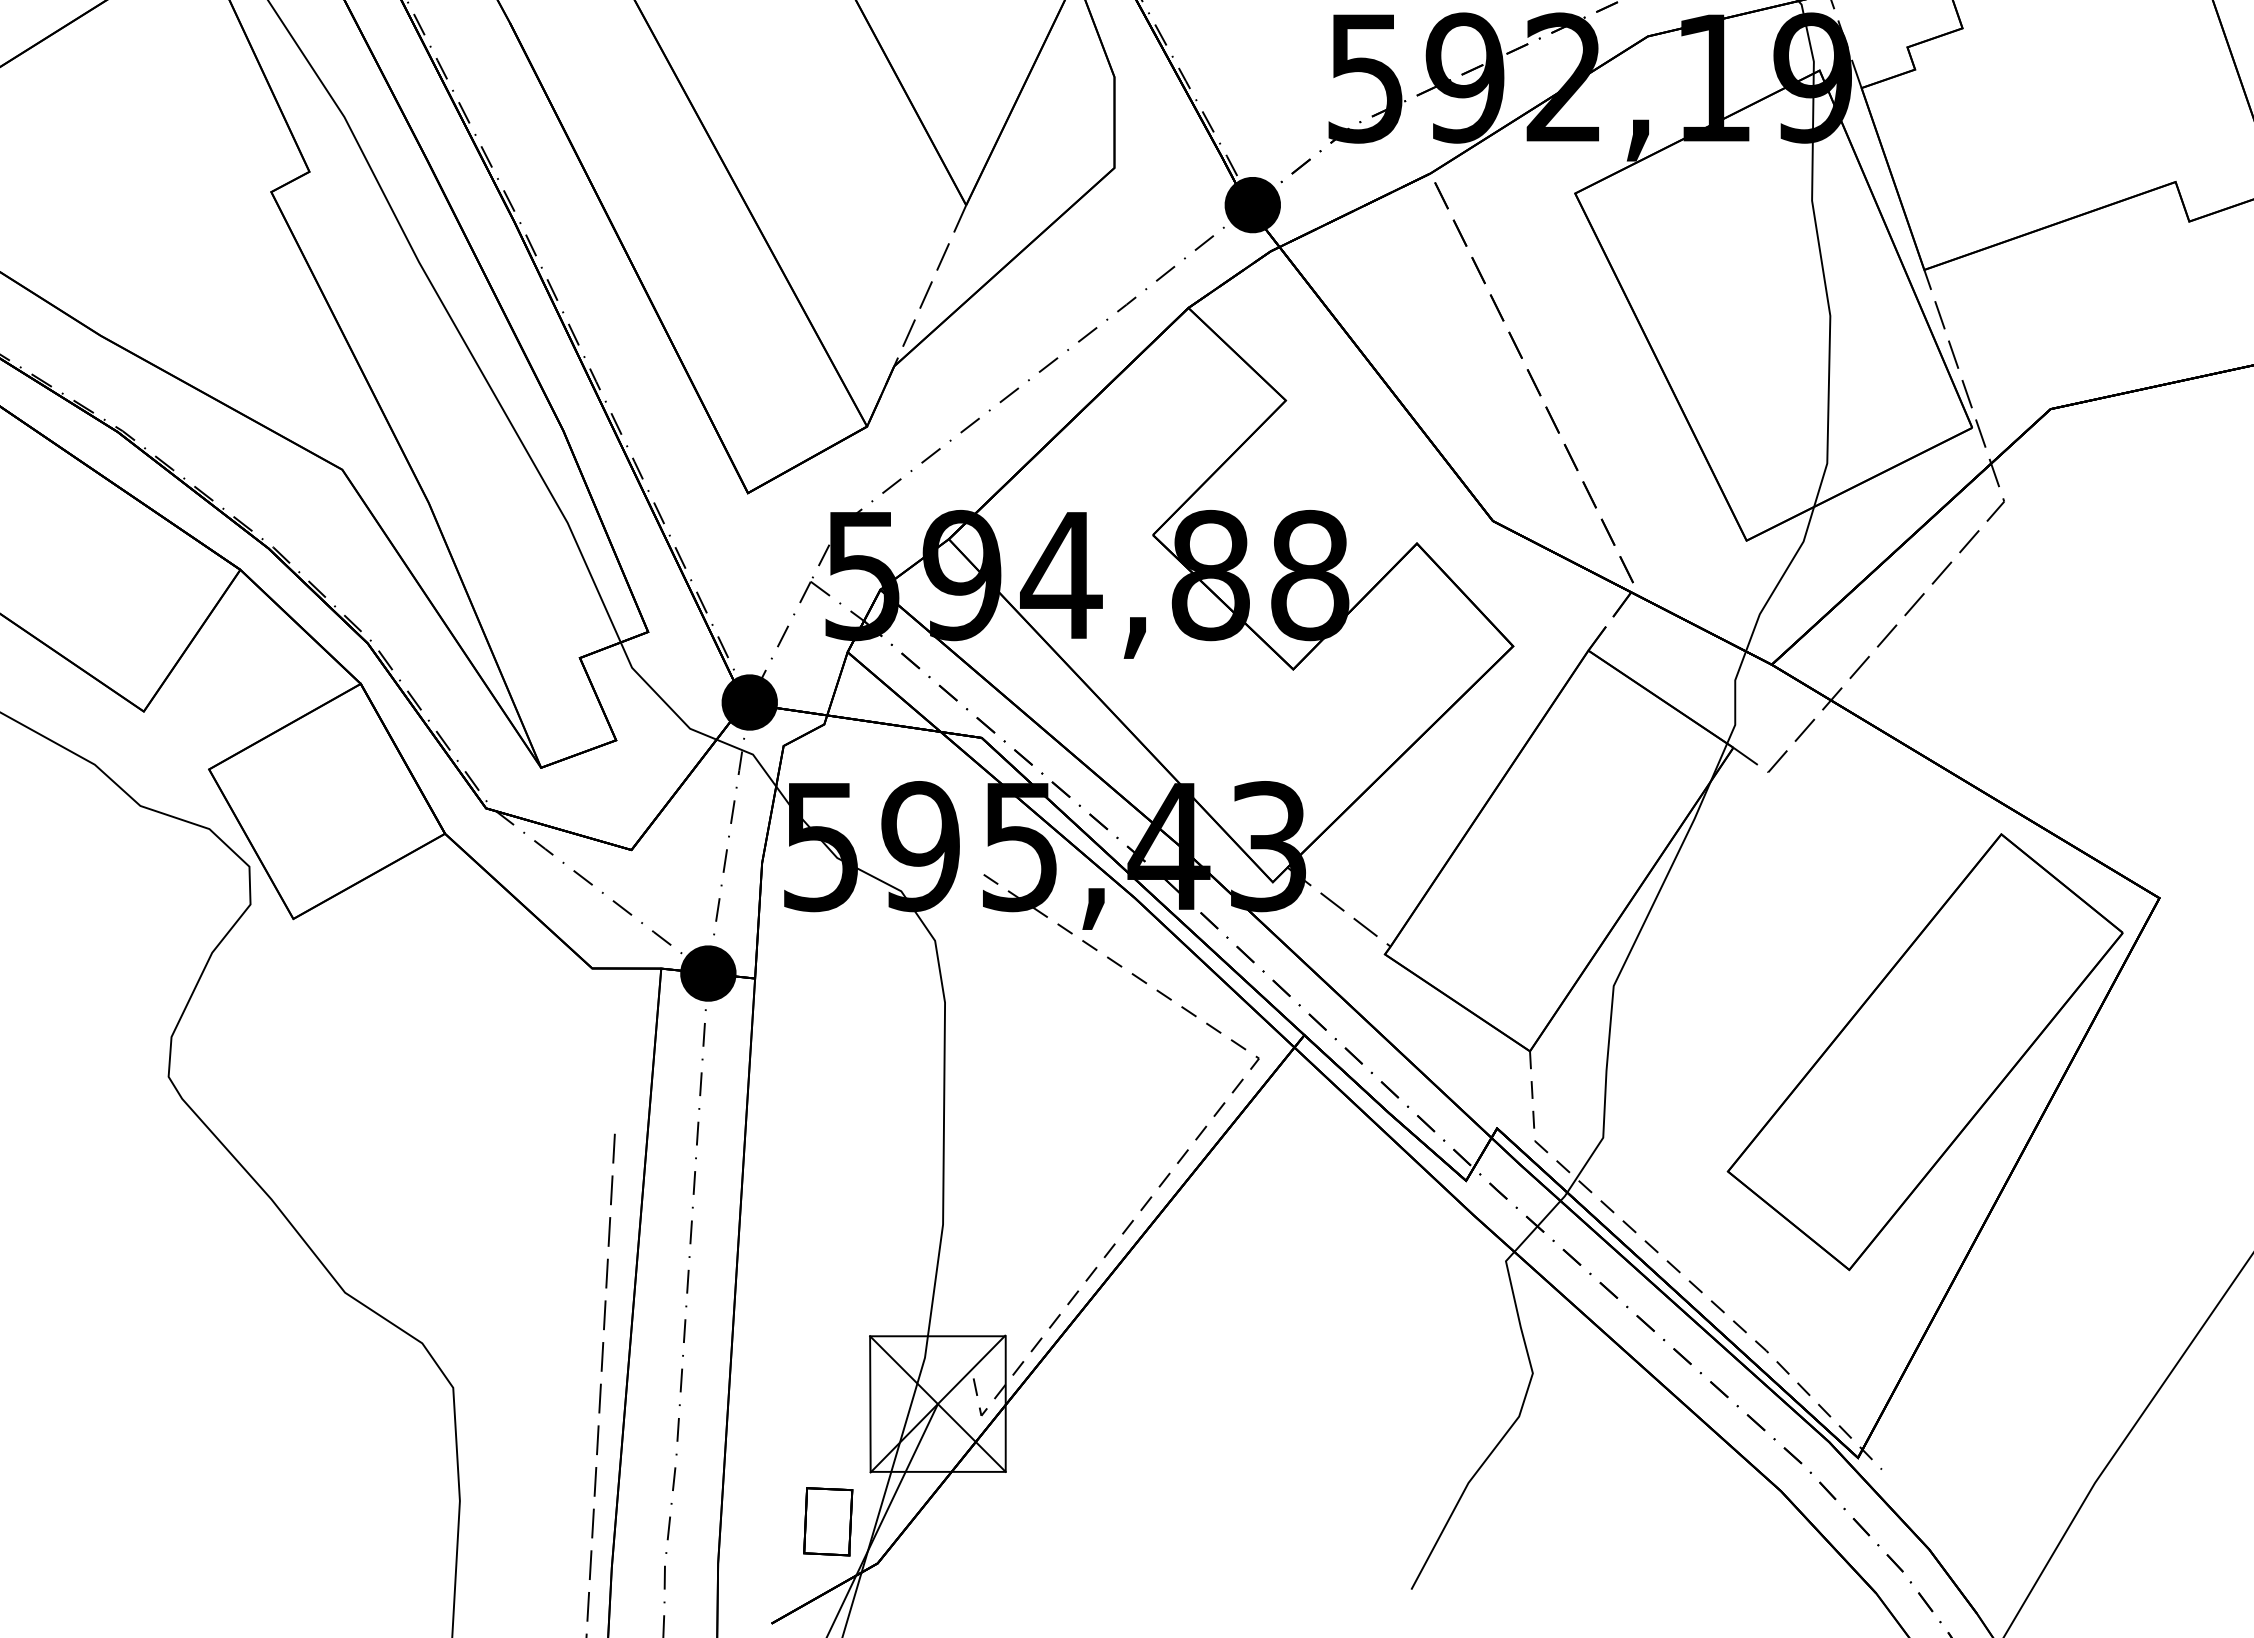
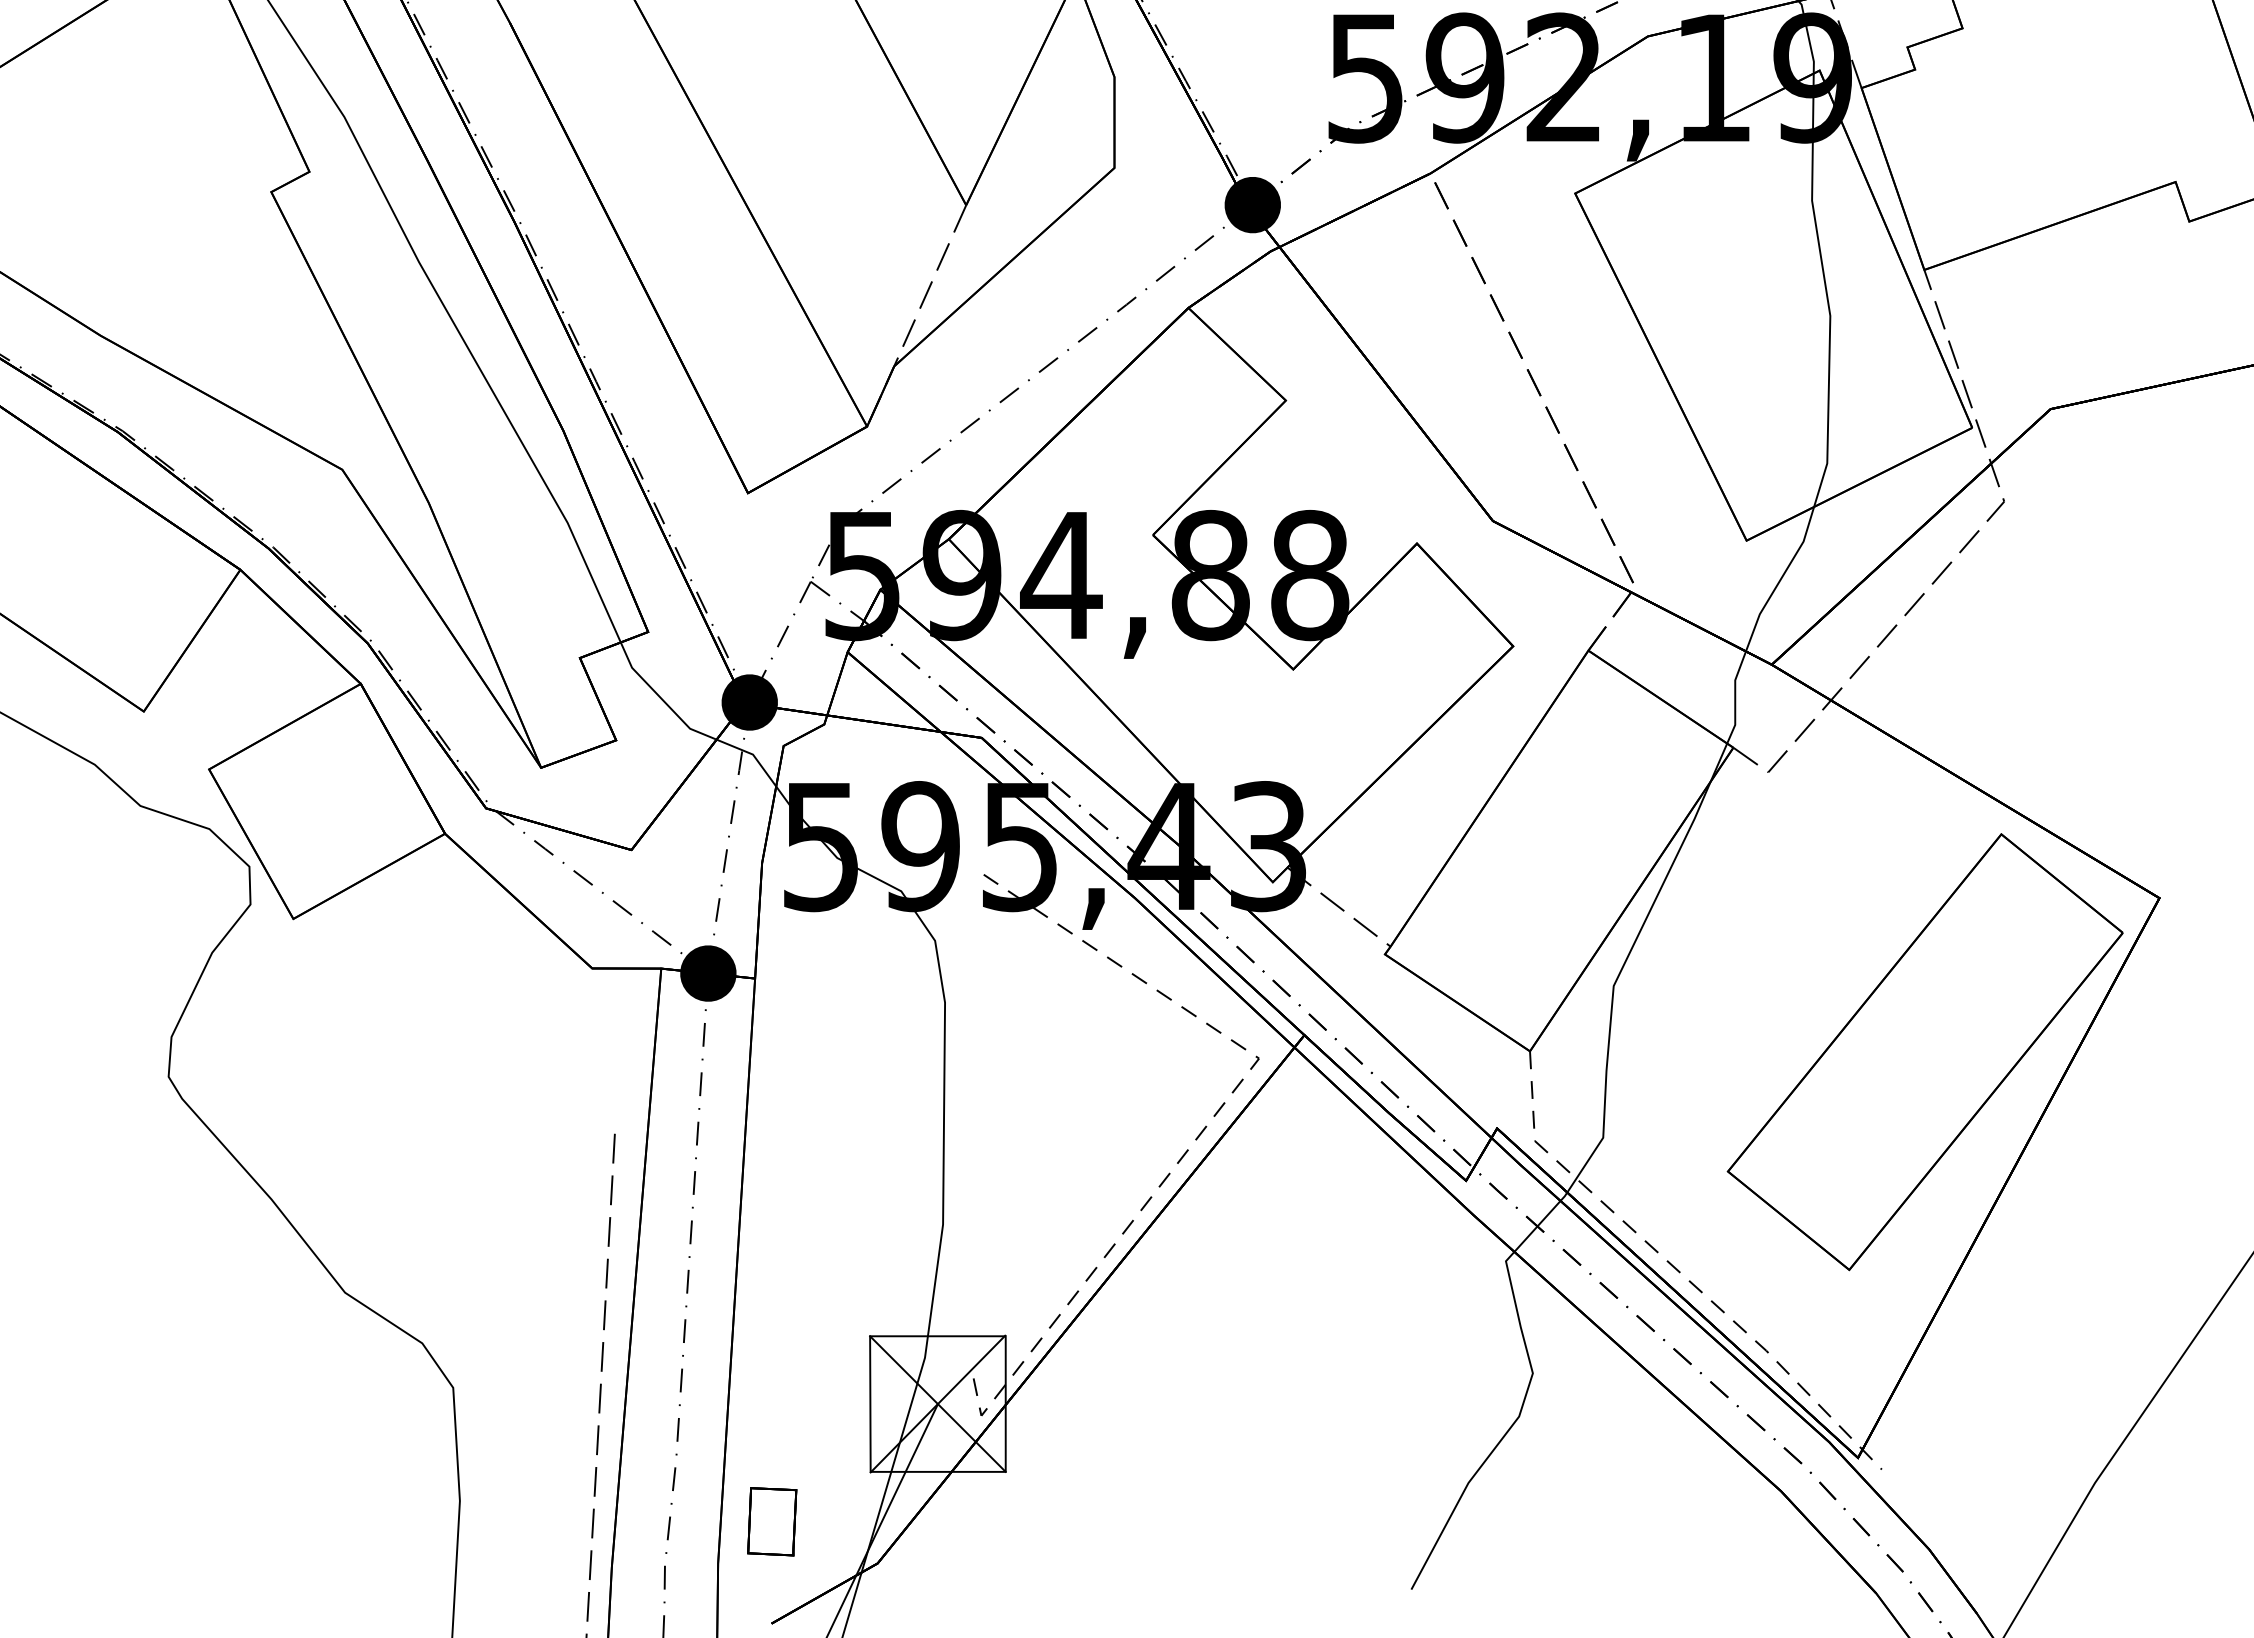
part position: (828, 1521) -> (772, 1521) (772, 1521)
